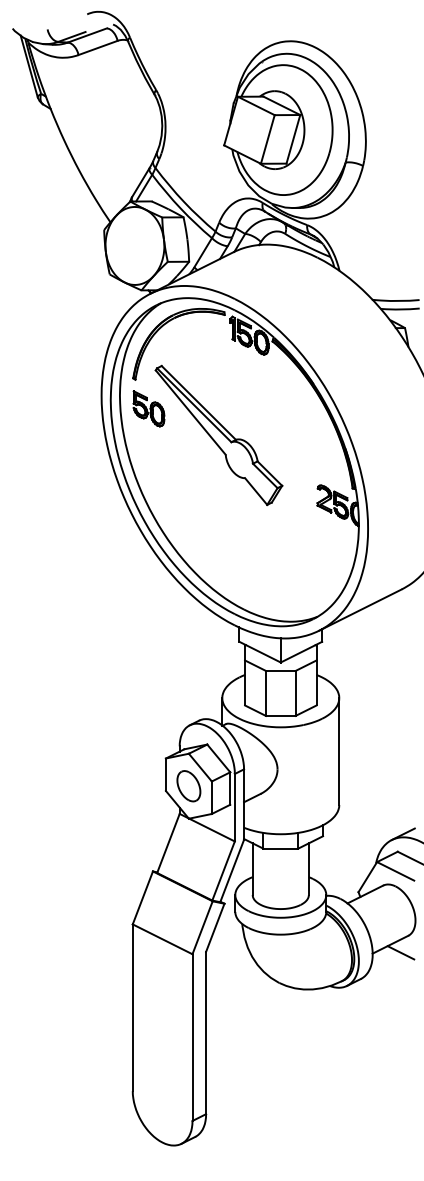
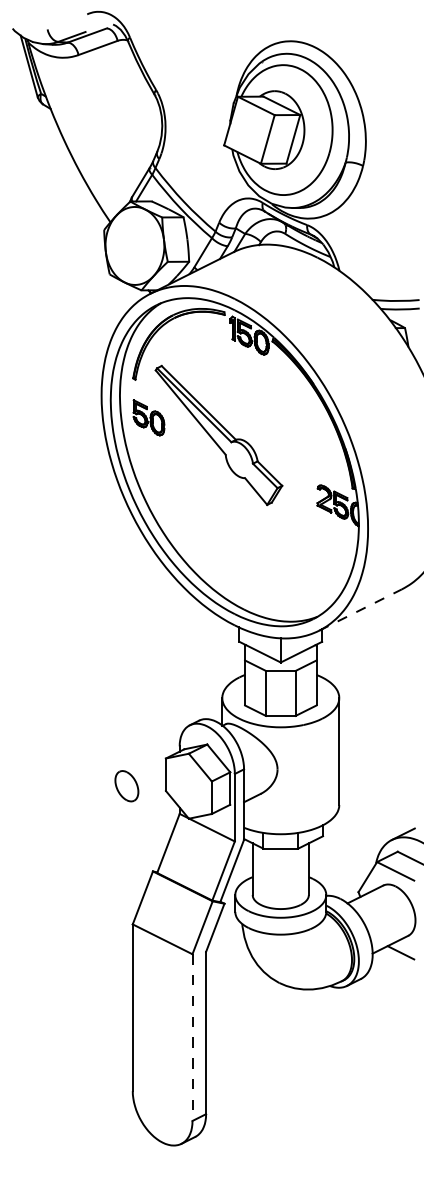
part position: (148, 408) -> (148, 417) (148, 417)
line: solid -> dashed (360, 609)
part position: (188, 786) -> (126, 786) (126, 786)
line: solid -> dashed (192, 1038)
